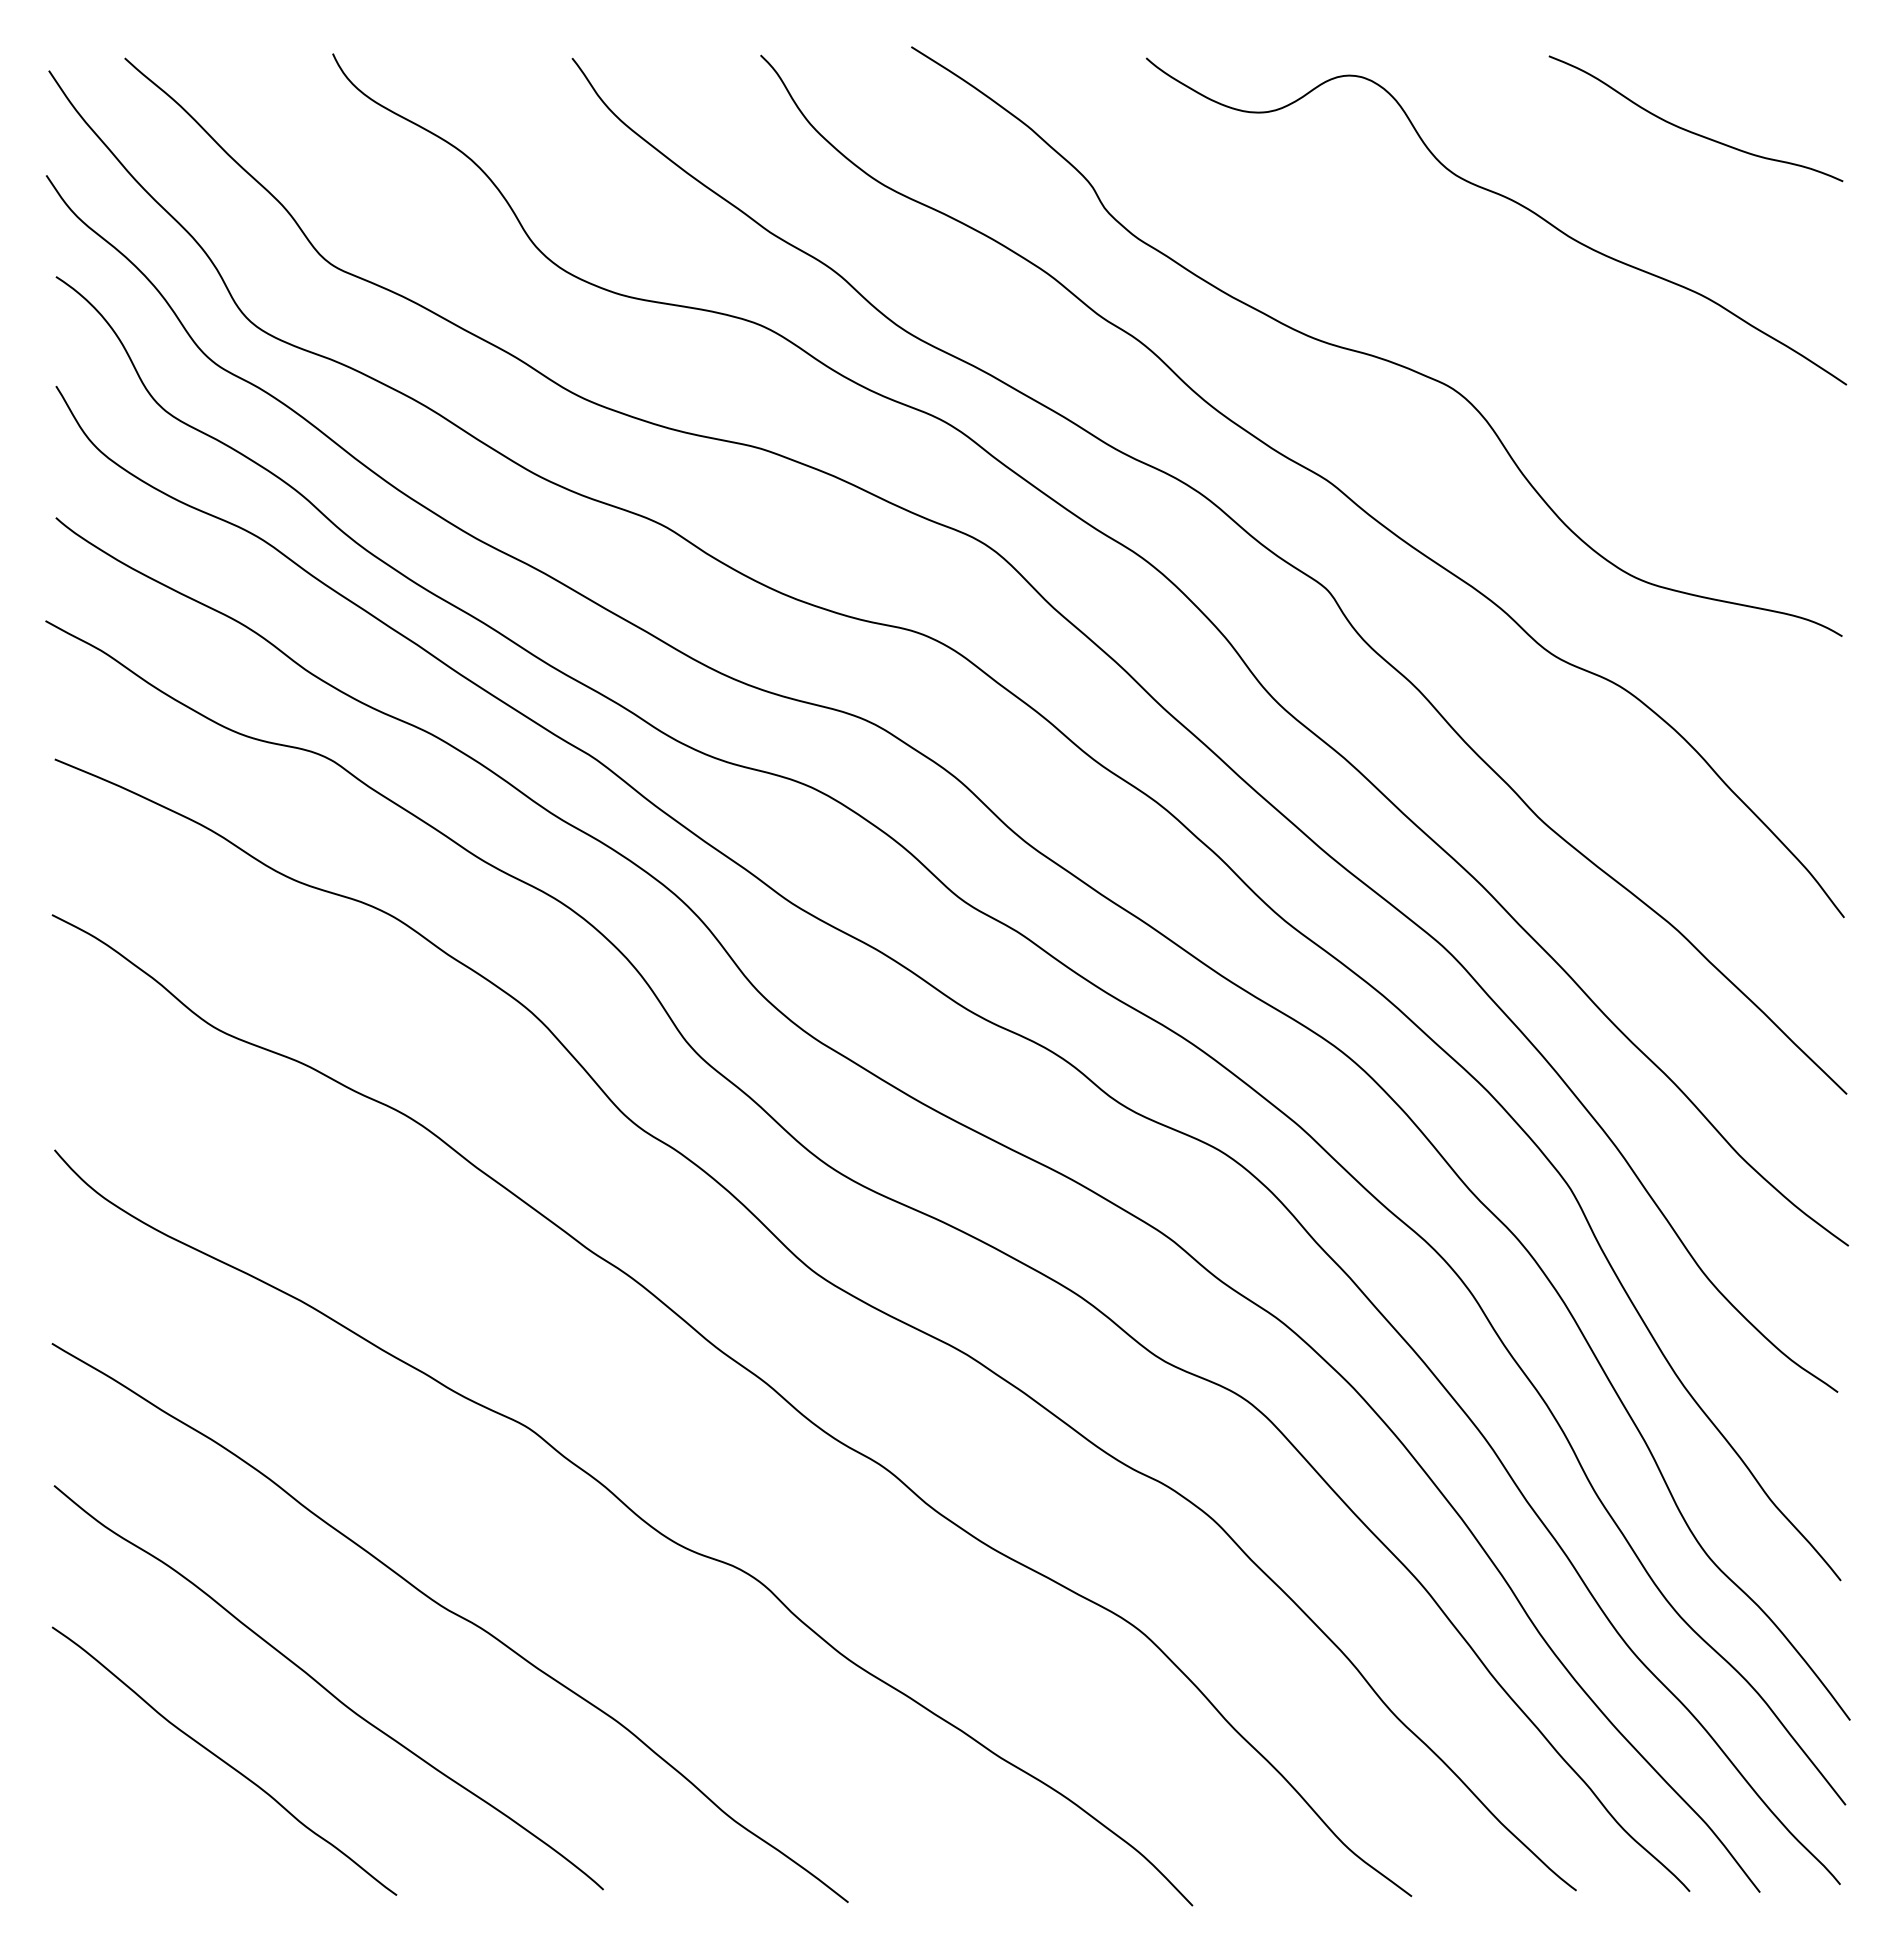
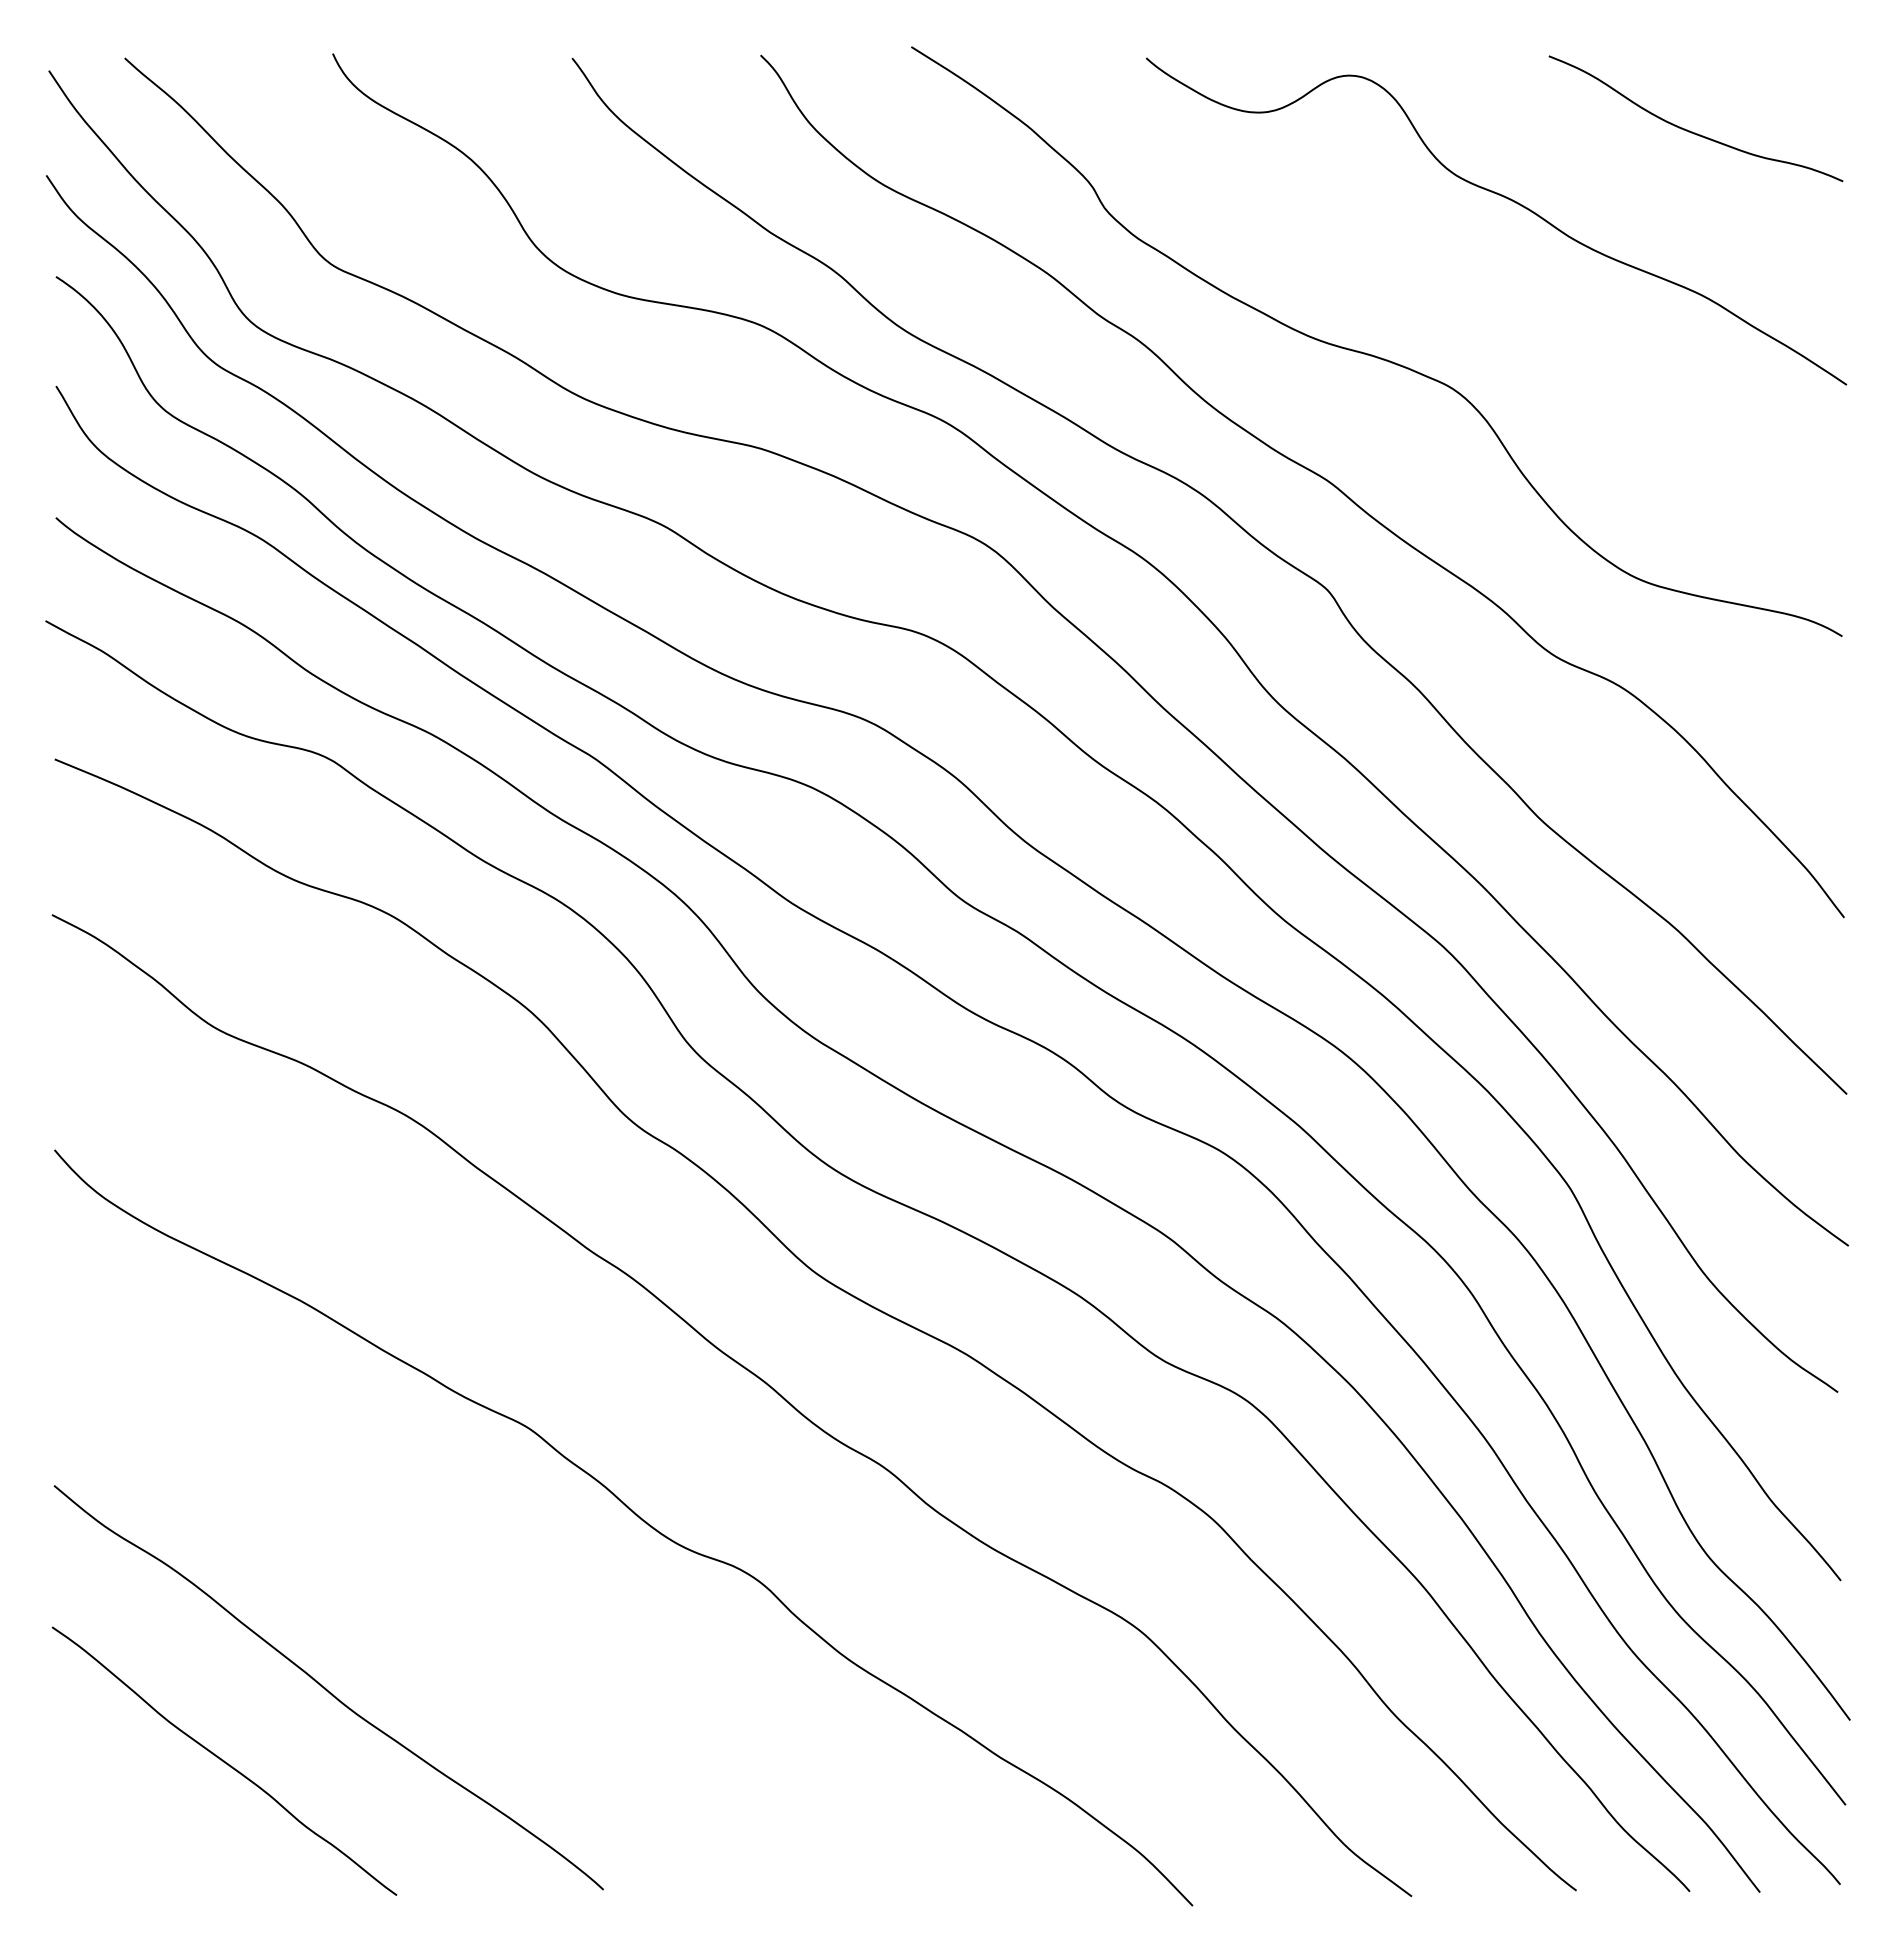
curve: present -> none (455, 1615)
